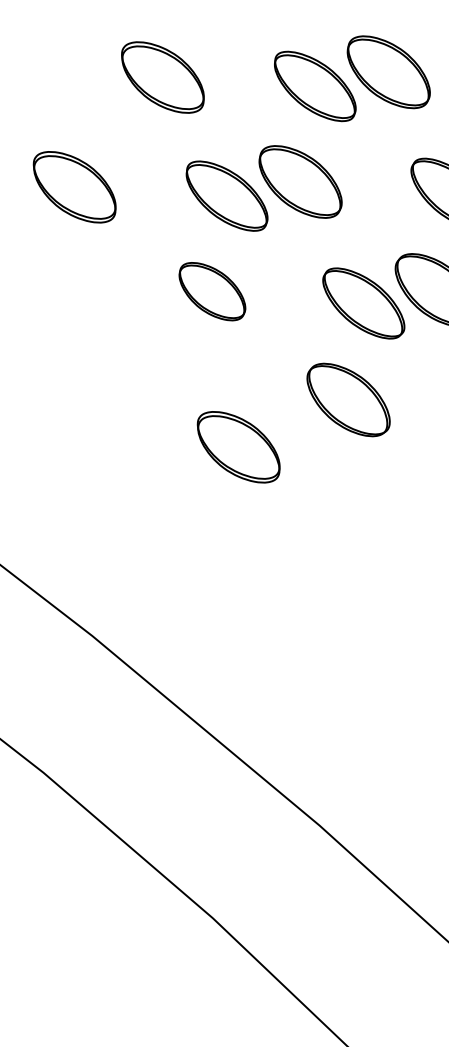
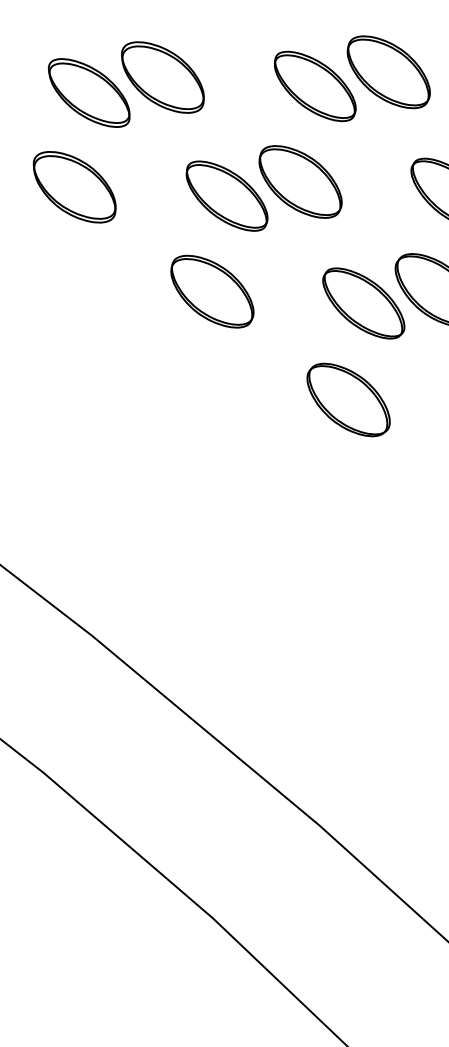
part: none -> present (89, 92)
part size: 69x60 px -> 85x75 px (212, 291)
part: present -> none (238, 447)
